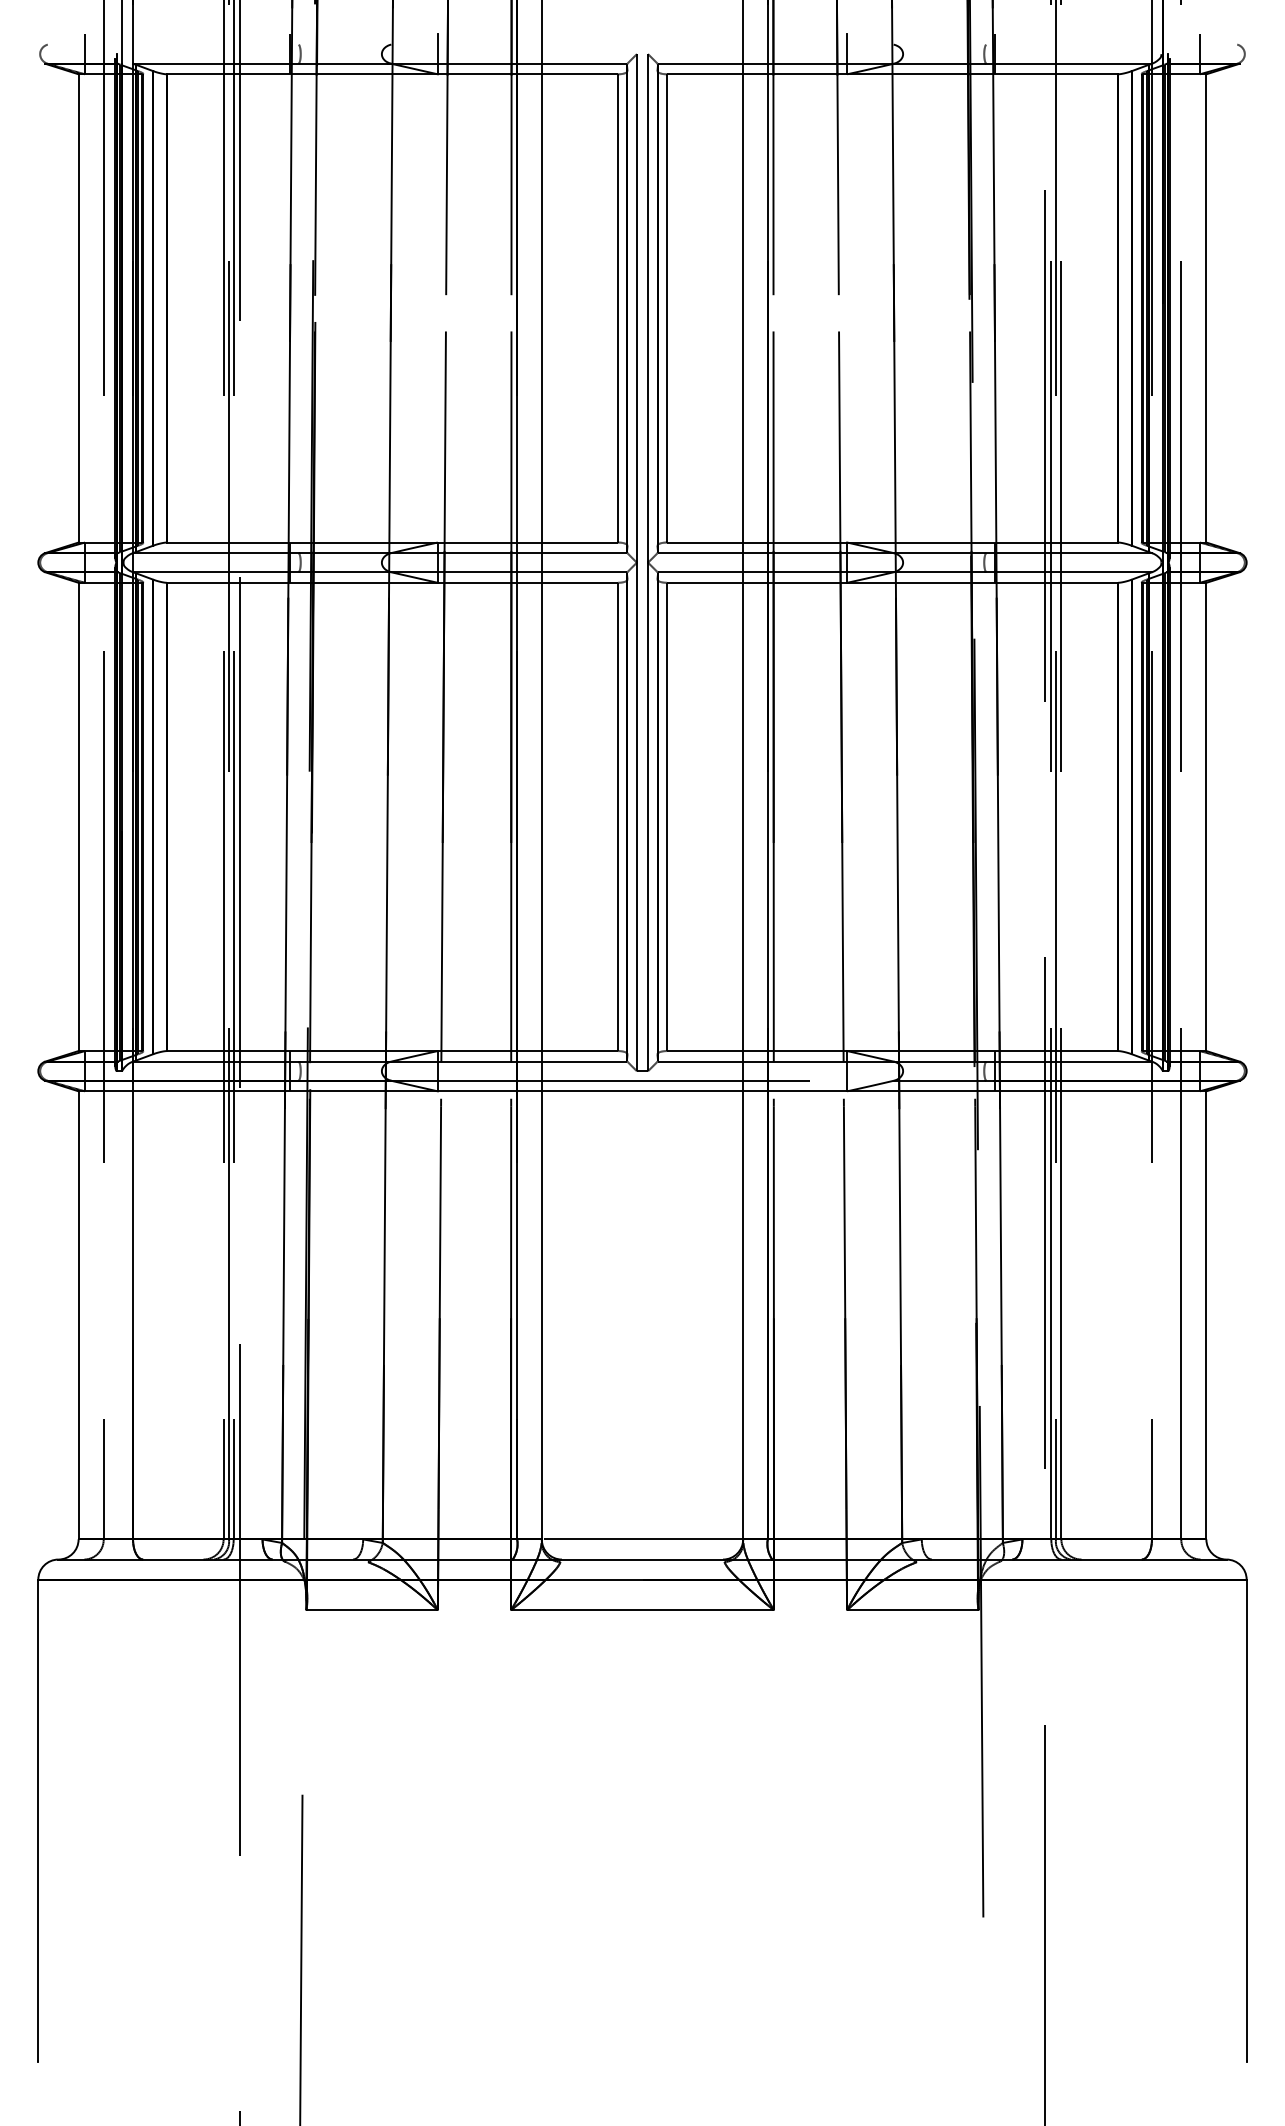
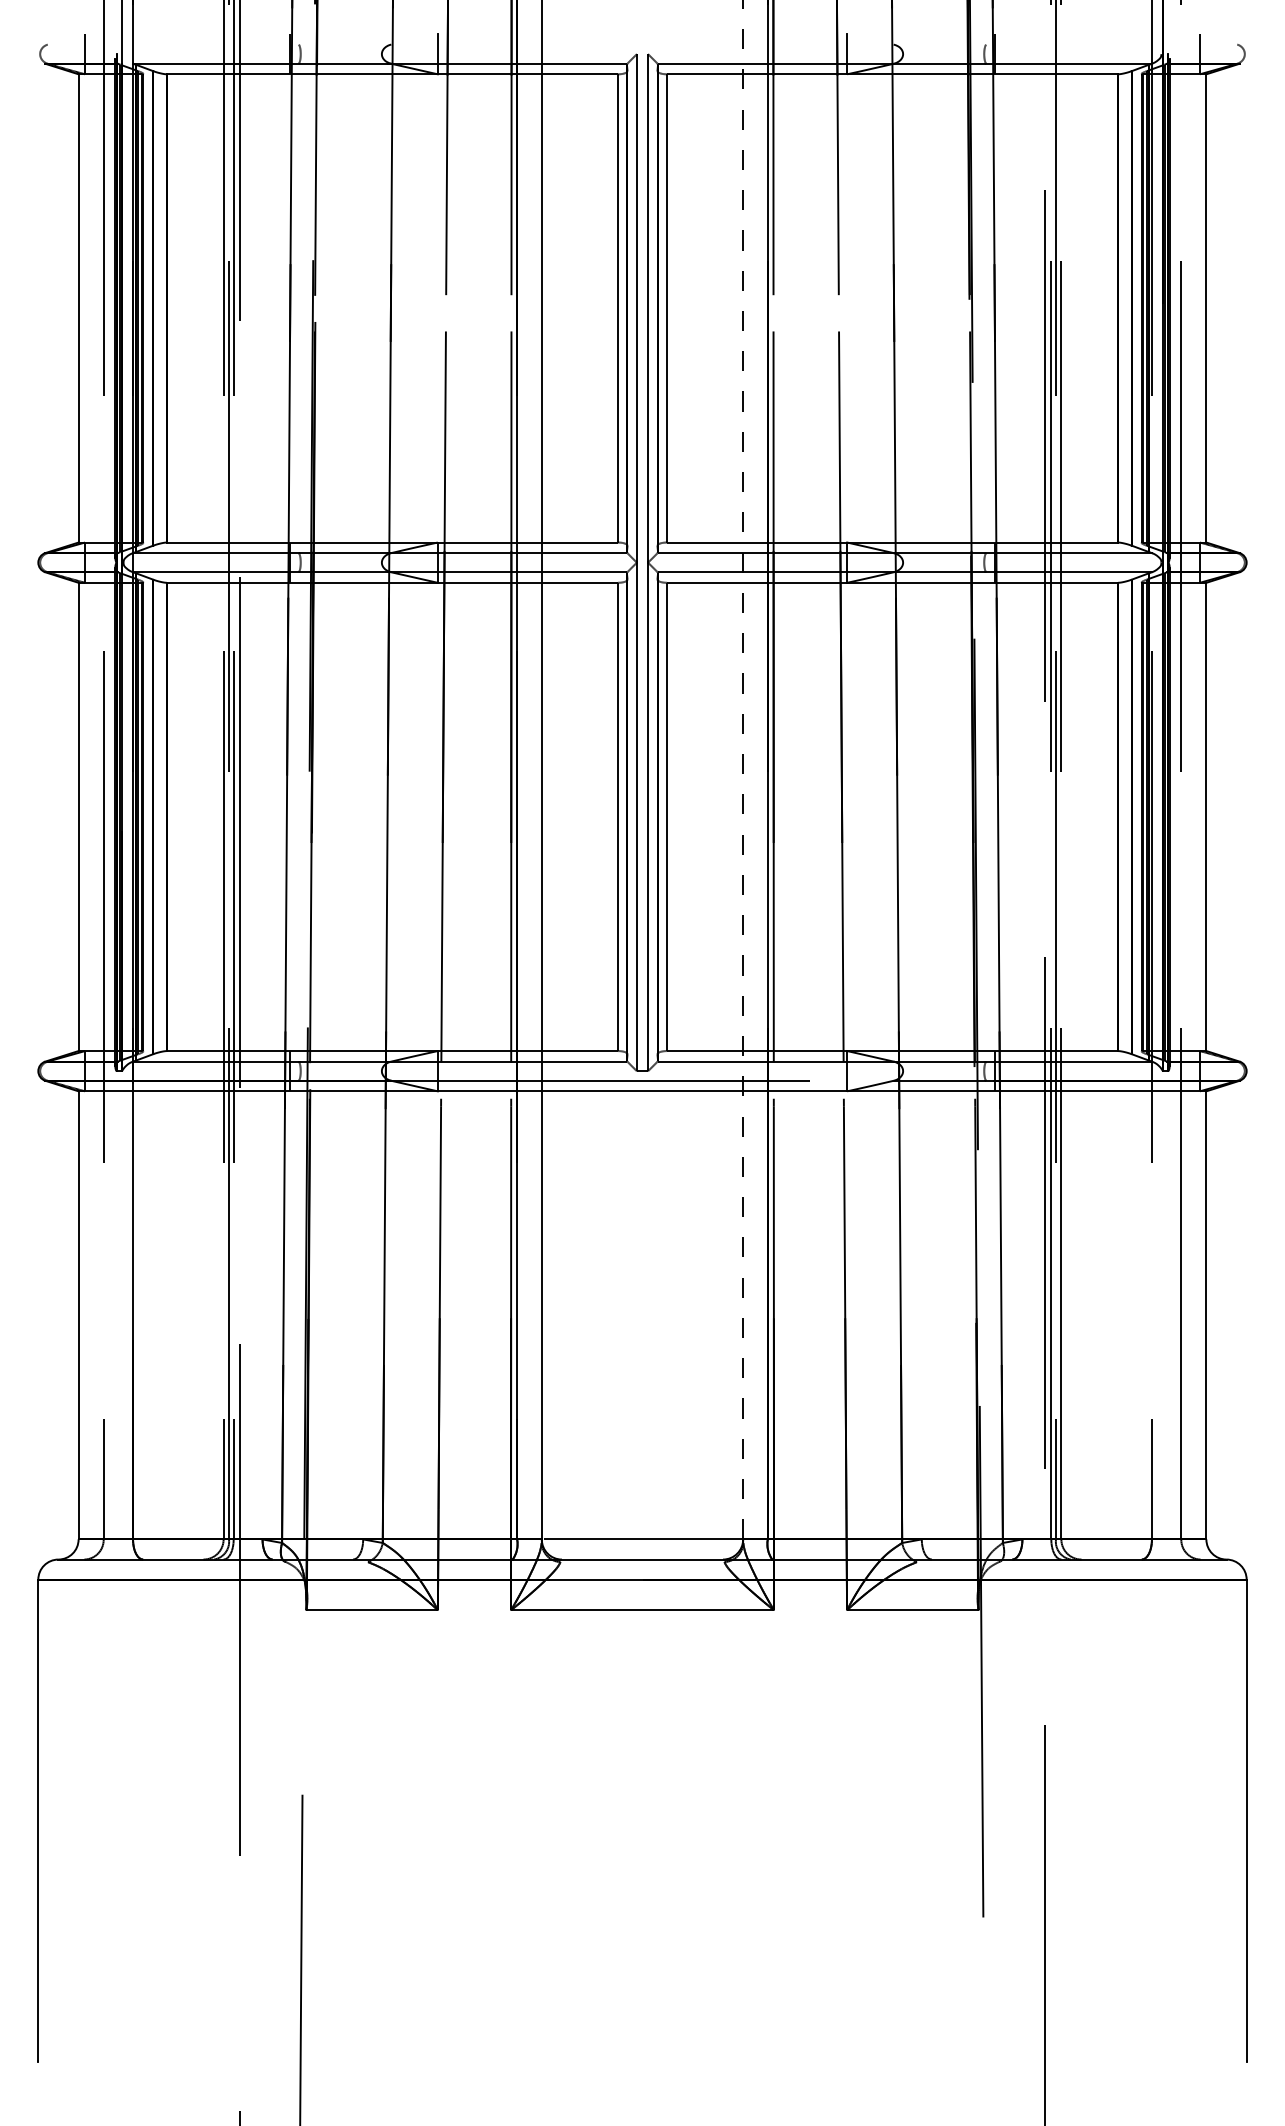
line: solid -> dashed (743, 769)
